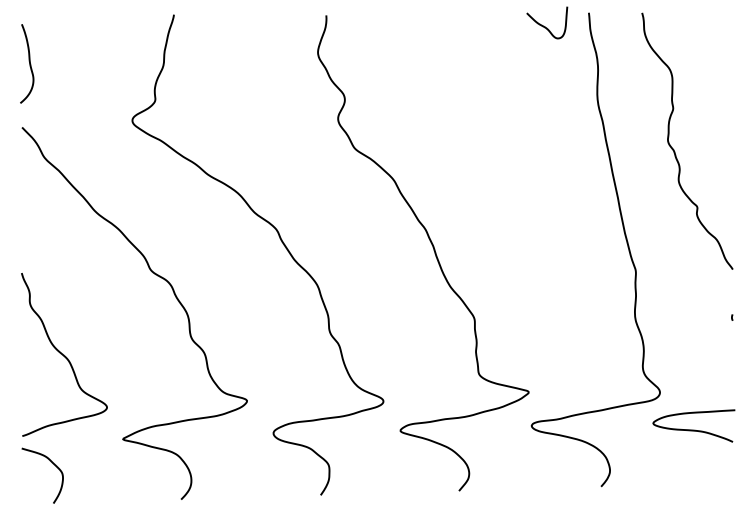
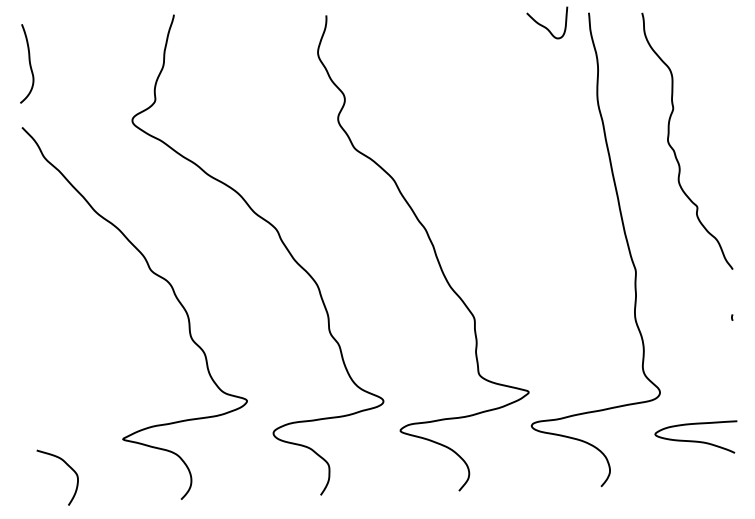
curve: present -> none (64, 354)
curve position: (693, 429) -> (695, 440) (695, 440)
curve position: (53, 464) -> (68, 466) (68, 466)
